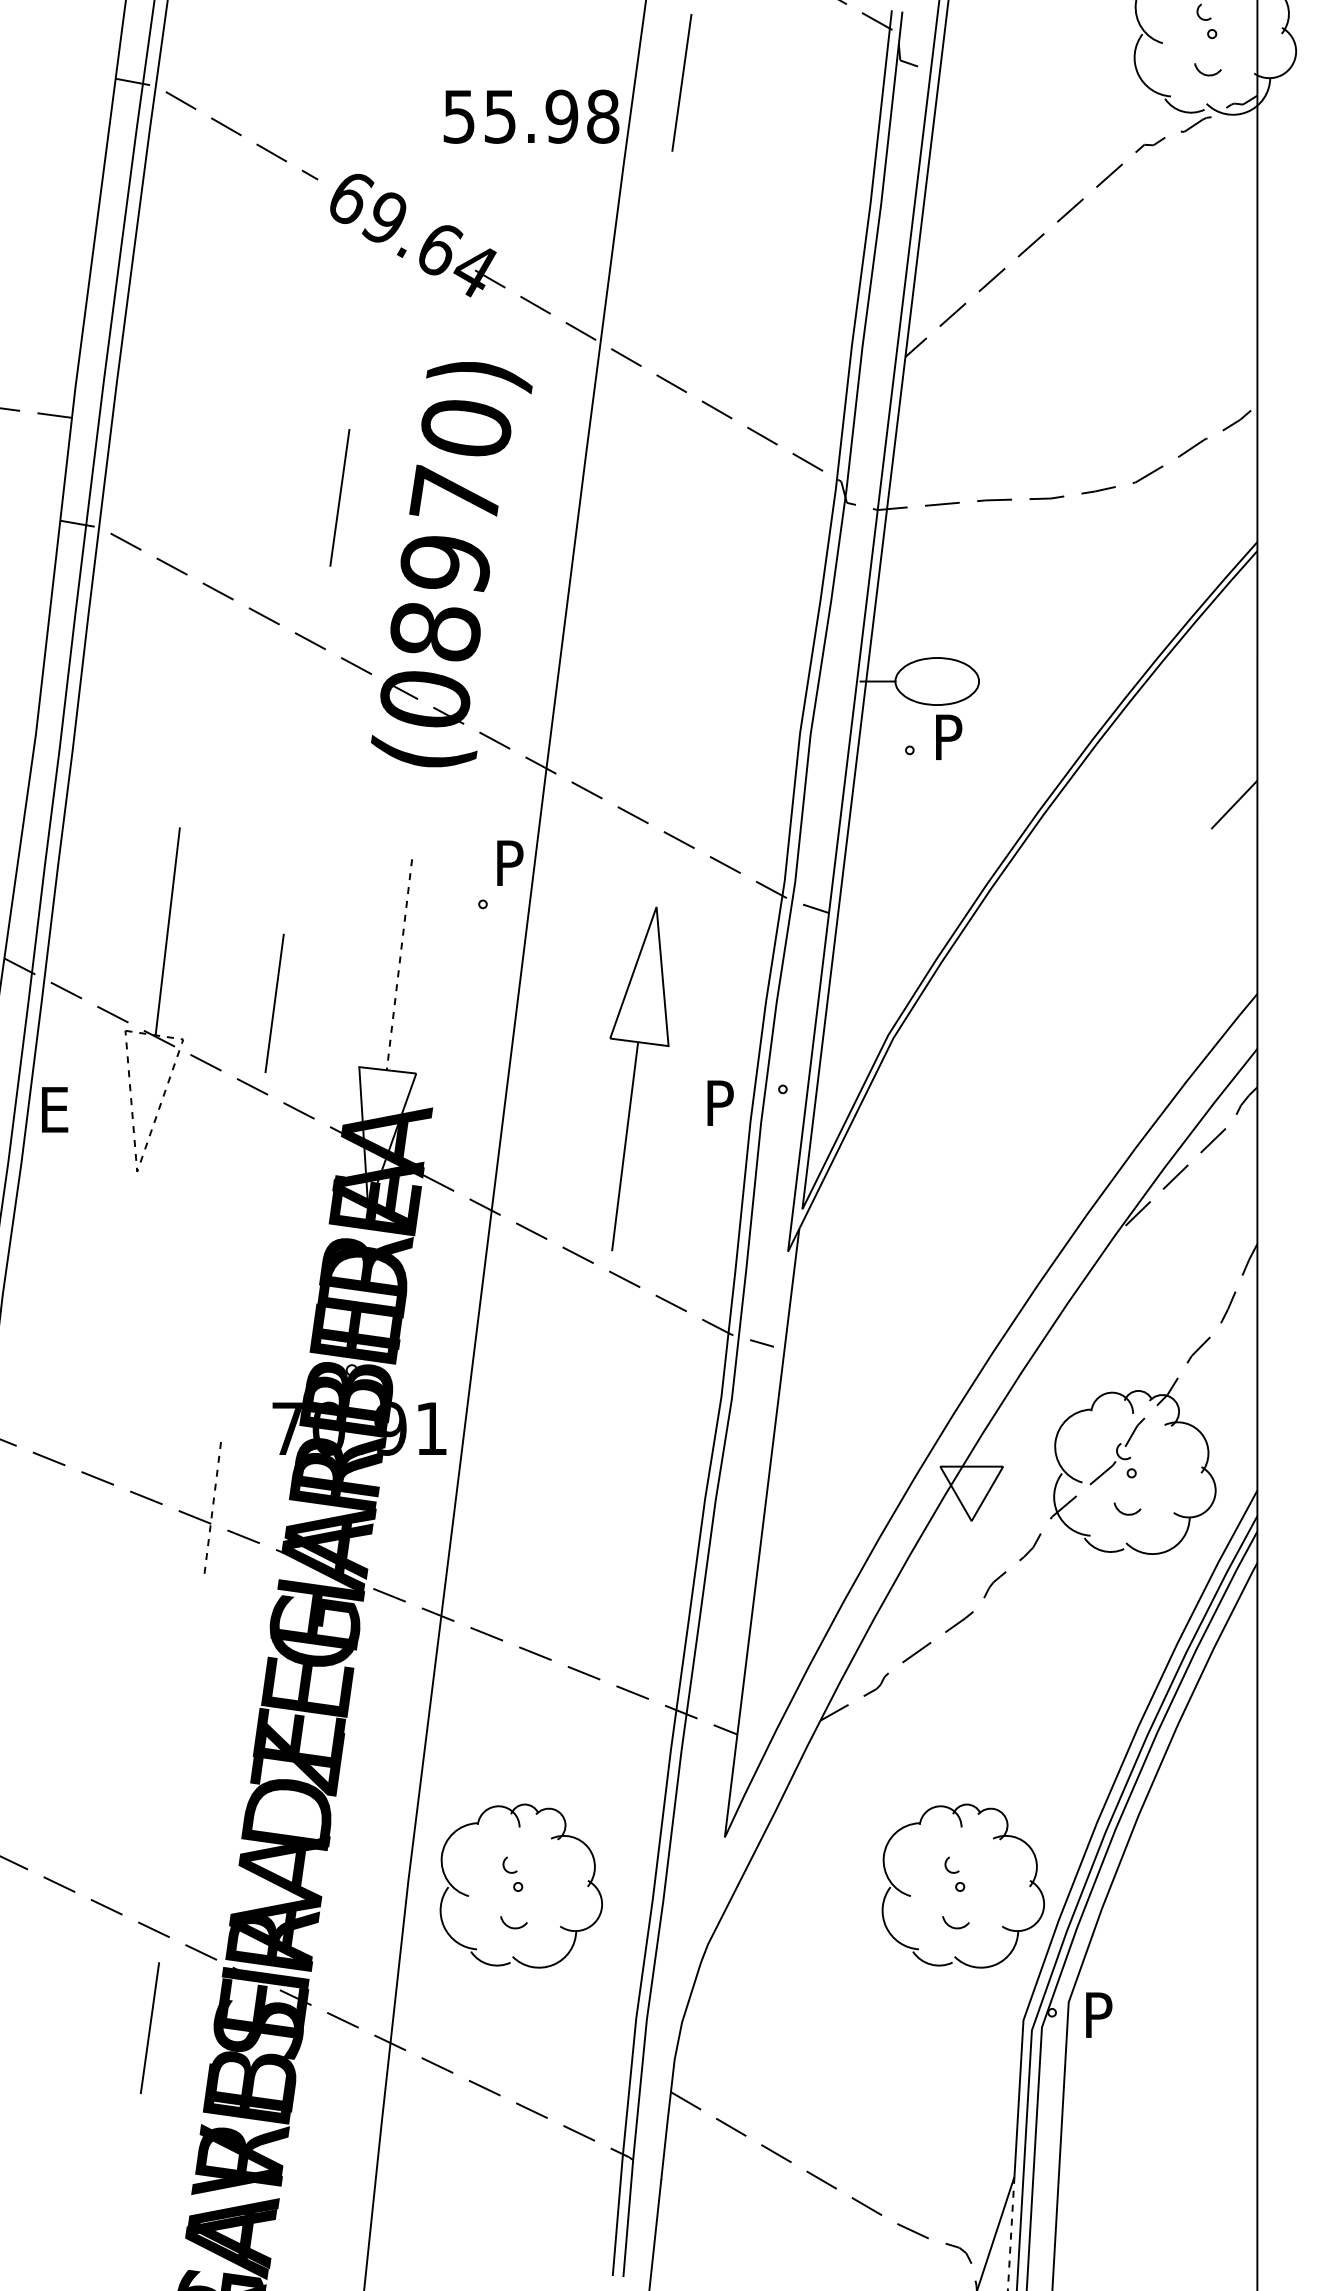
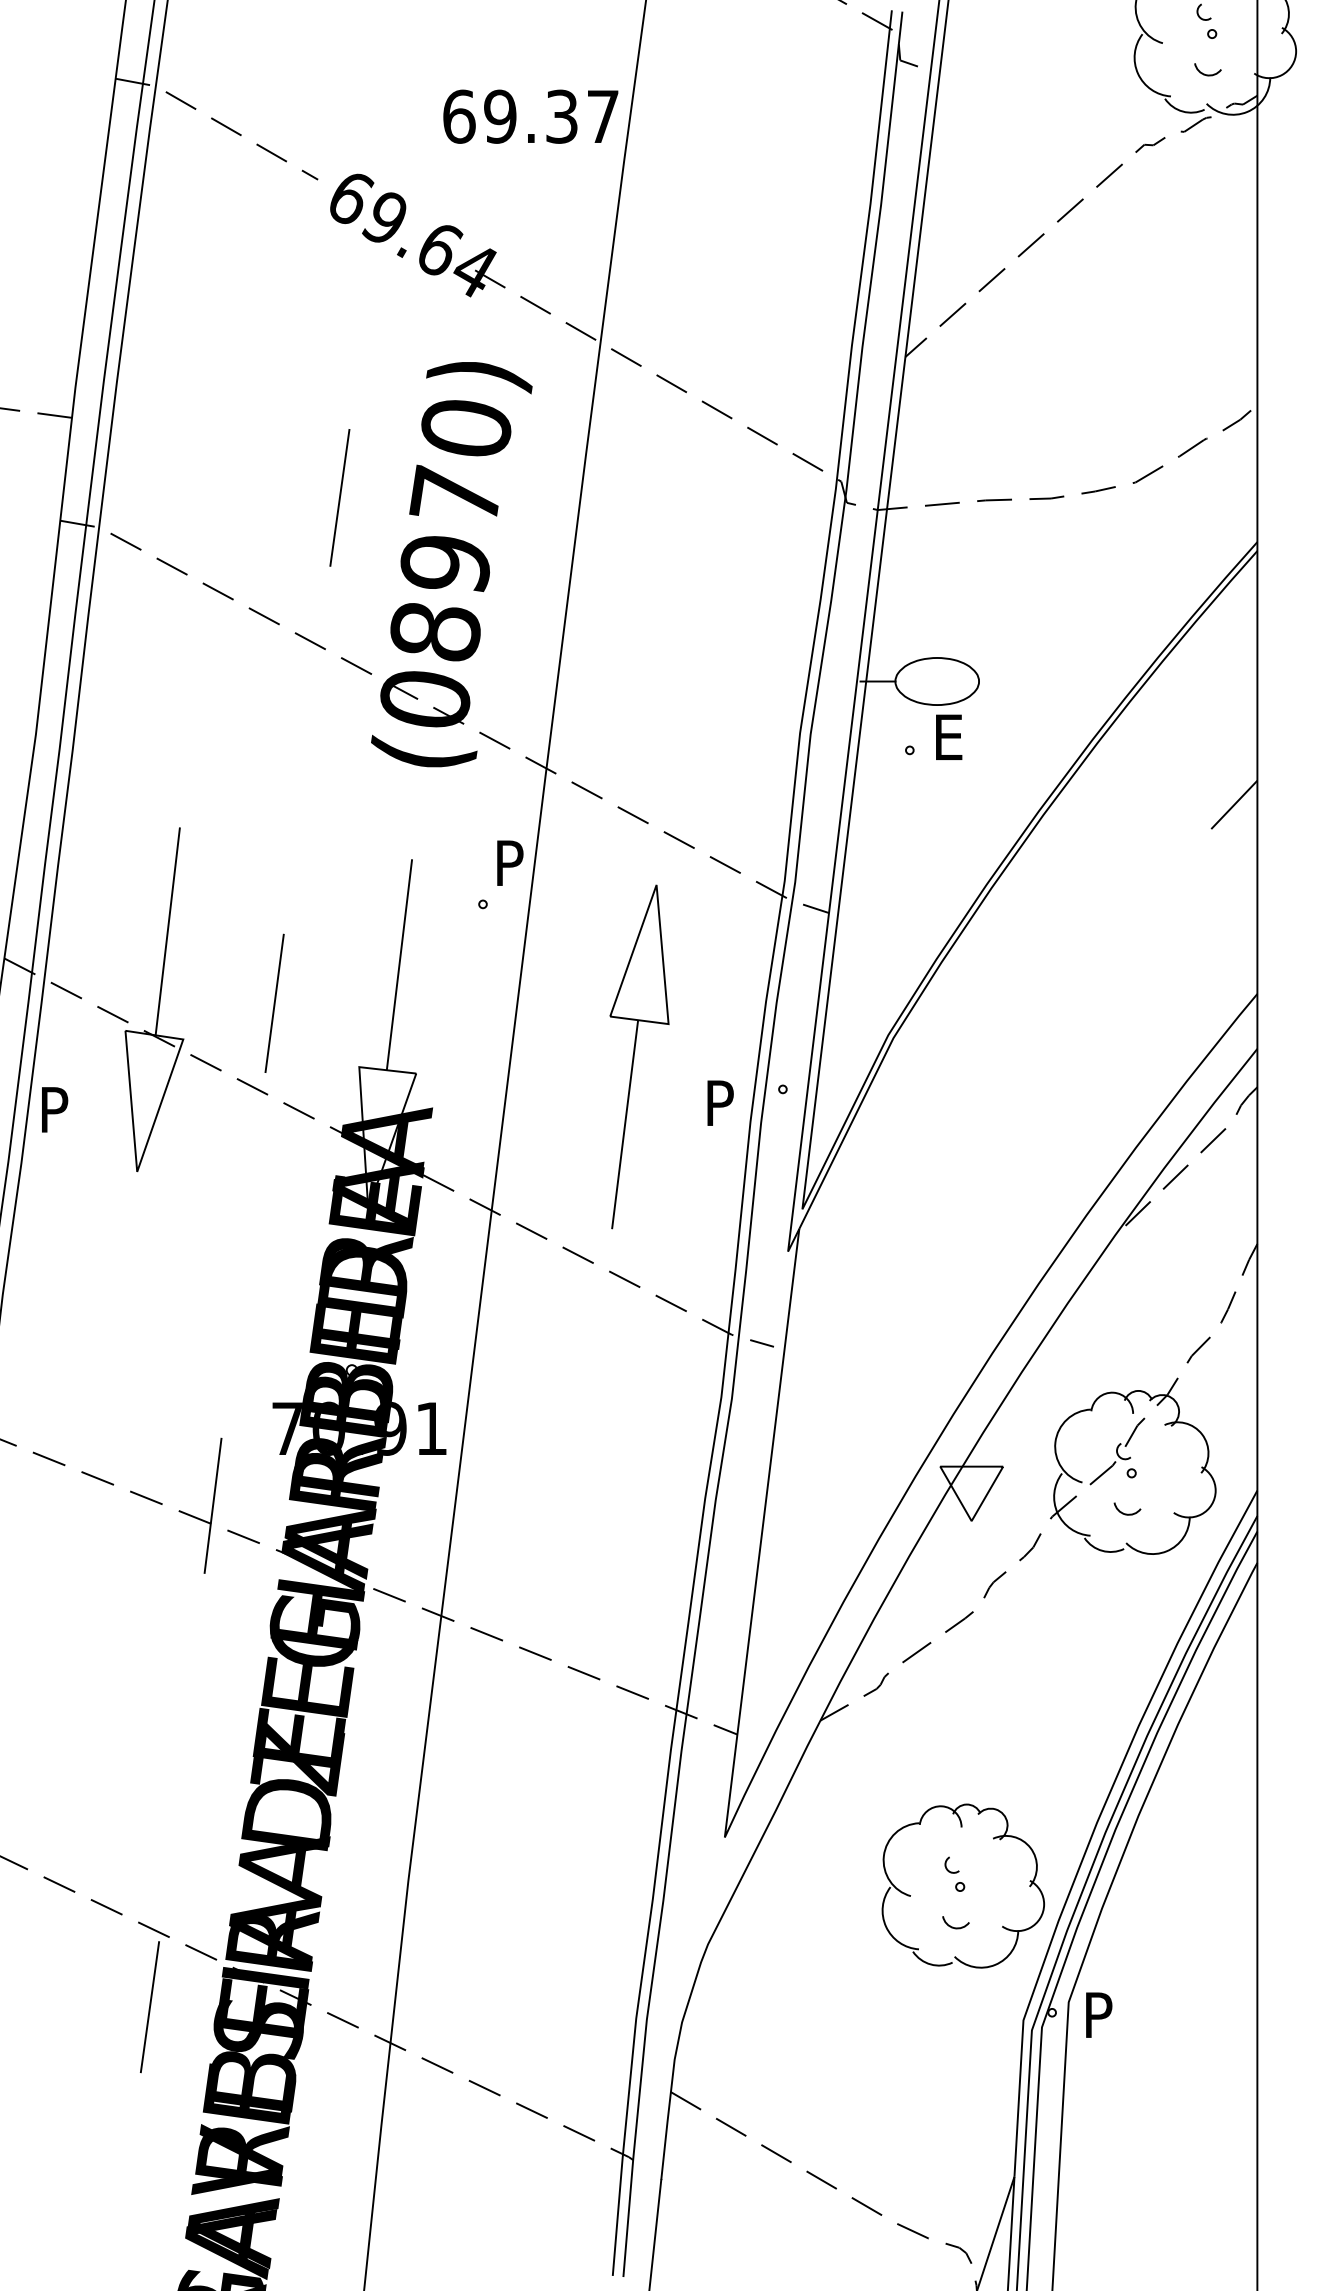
line: present -> none (681, 82)
text: 55.98 -> 69.37 (531, 116)
text: P -> E (951, 736)
line: dashed -> solid (399, 964)
part position: (639, 1078) -> (639, 1056) (639, 1056)
text: E -> P (57, 1109)
line: dashed -> solid (146, 1144)
line: dashed -> solid (213, 1505)
part: present -> none (520, 1885)
line position: (149, 2028) -> (149, 2007) (149, 2007)
line: dashed -> solid (1011, 2233)
